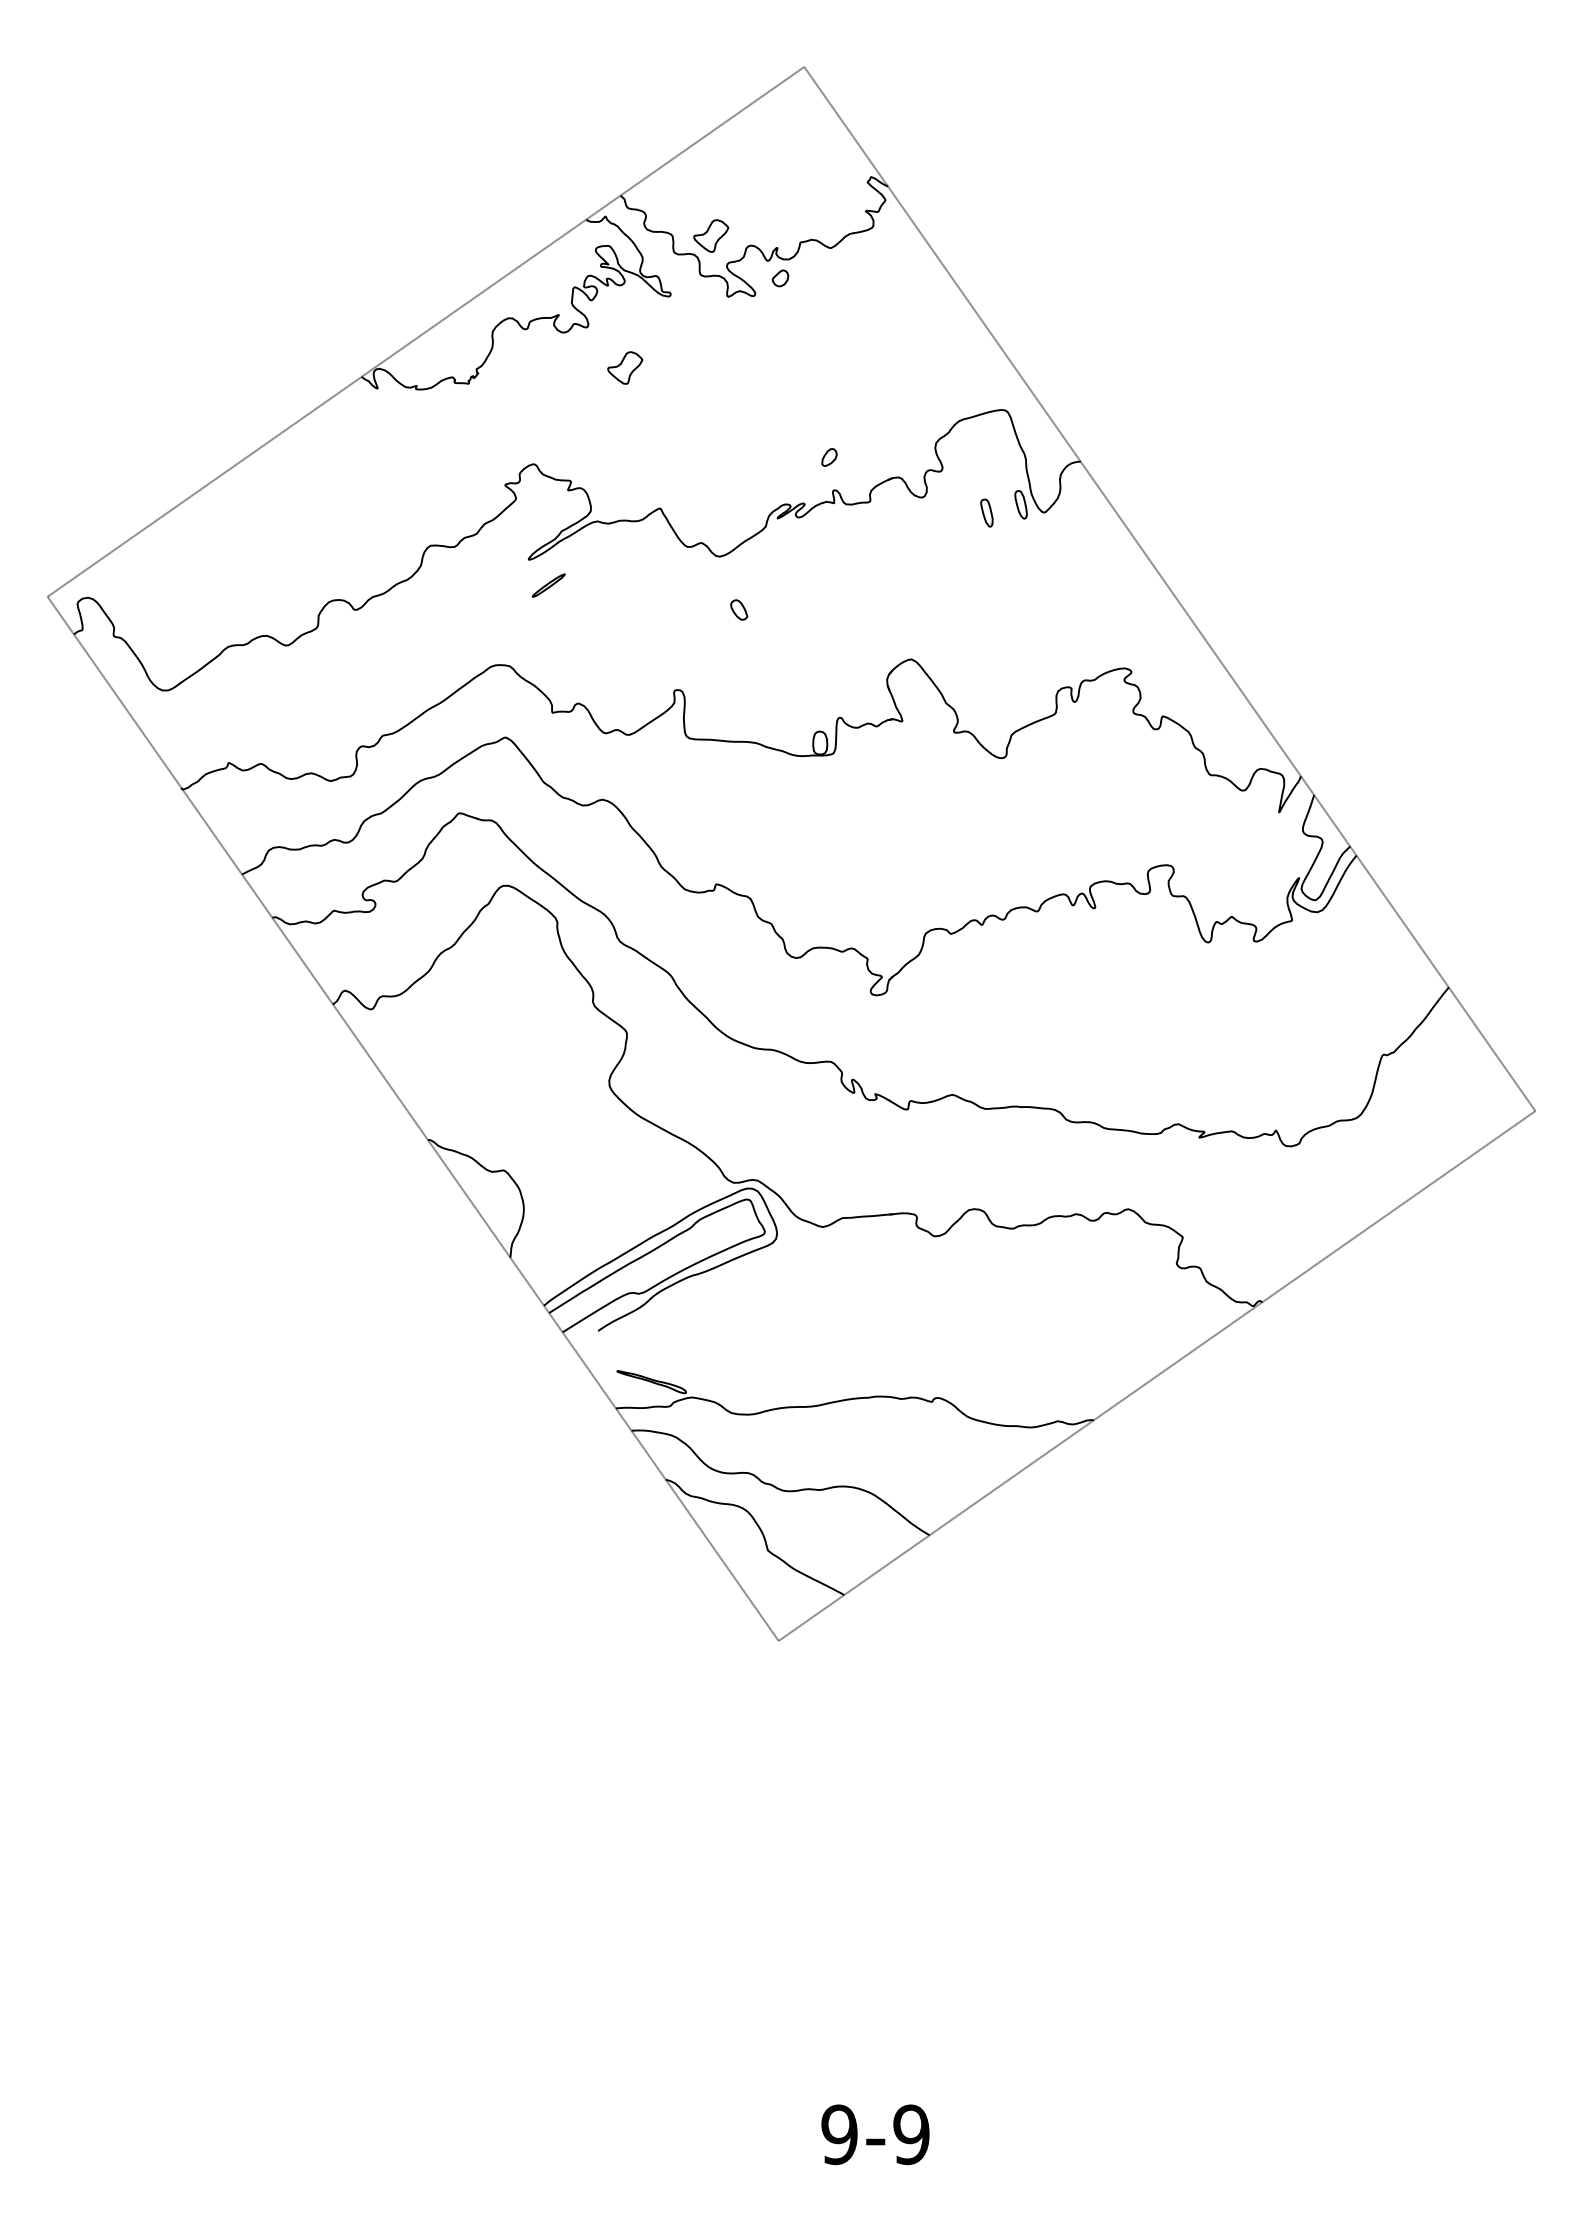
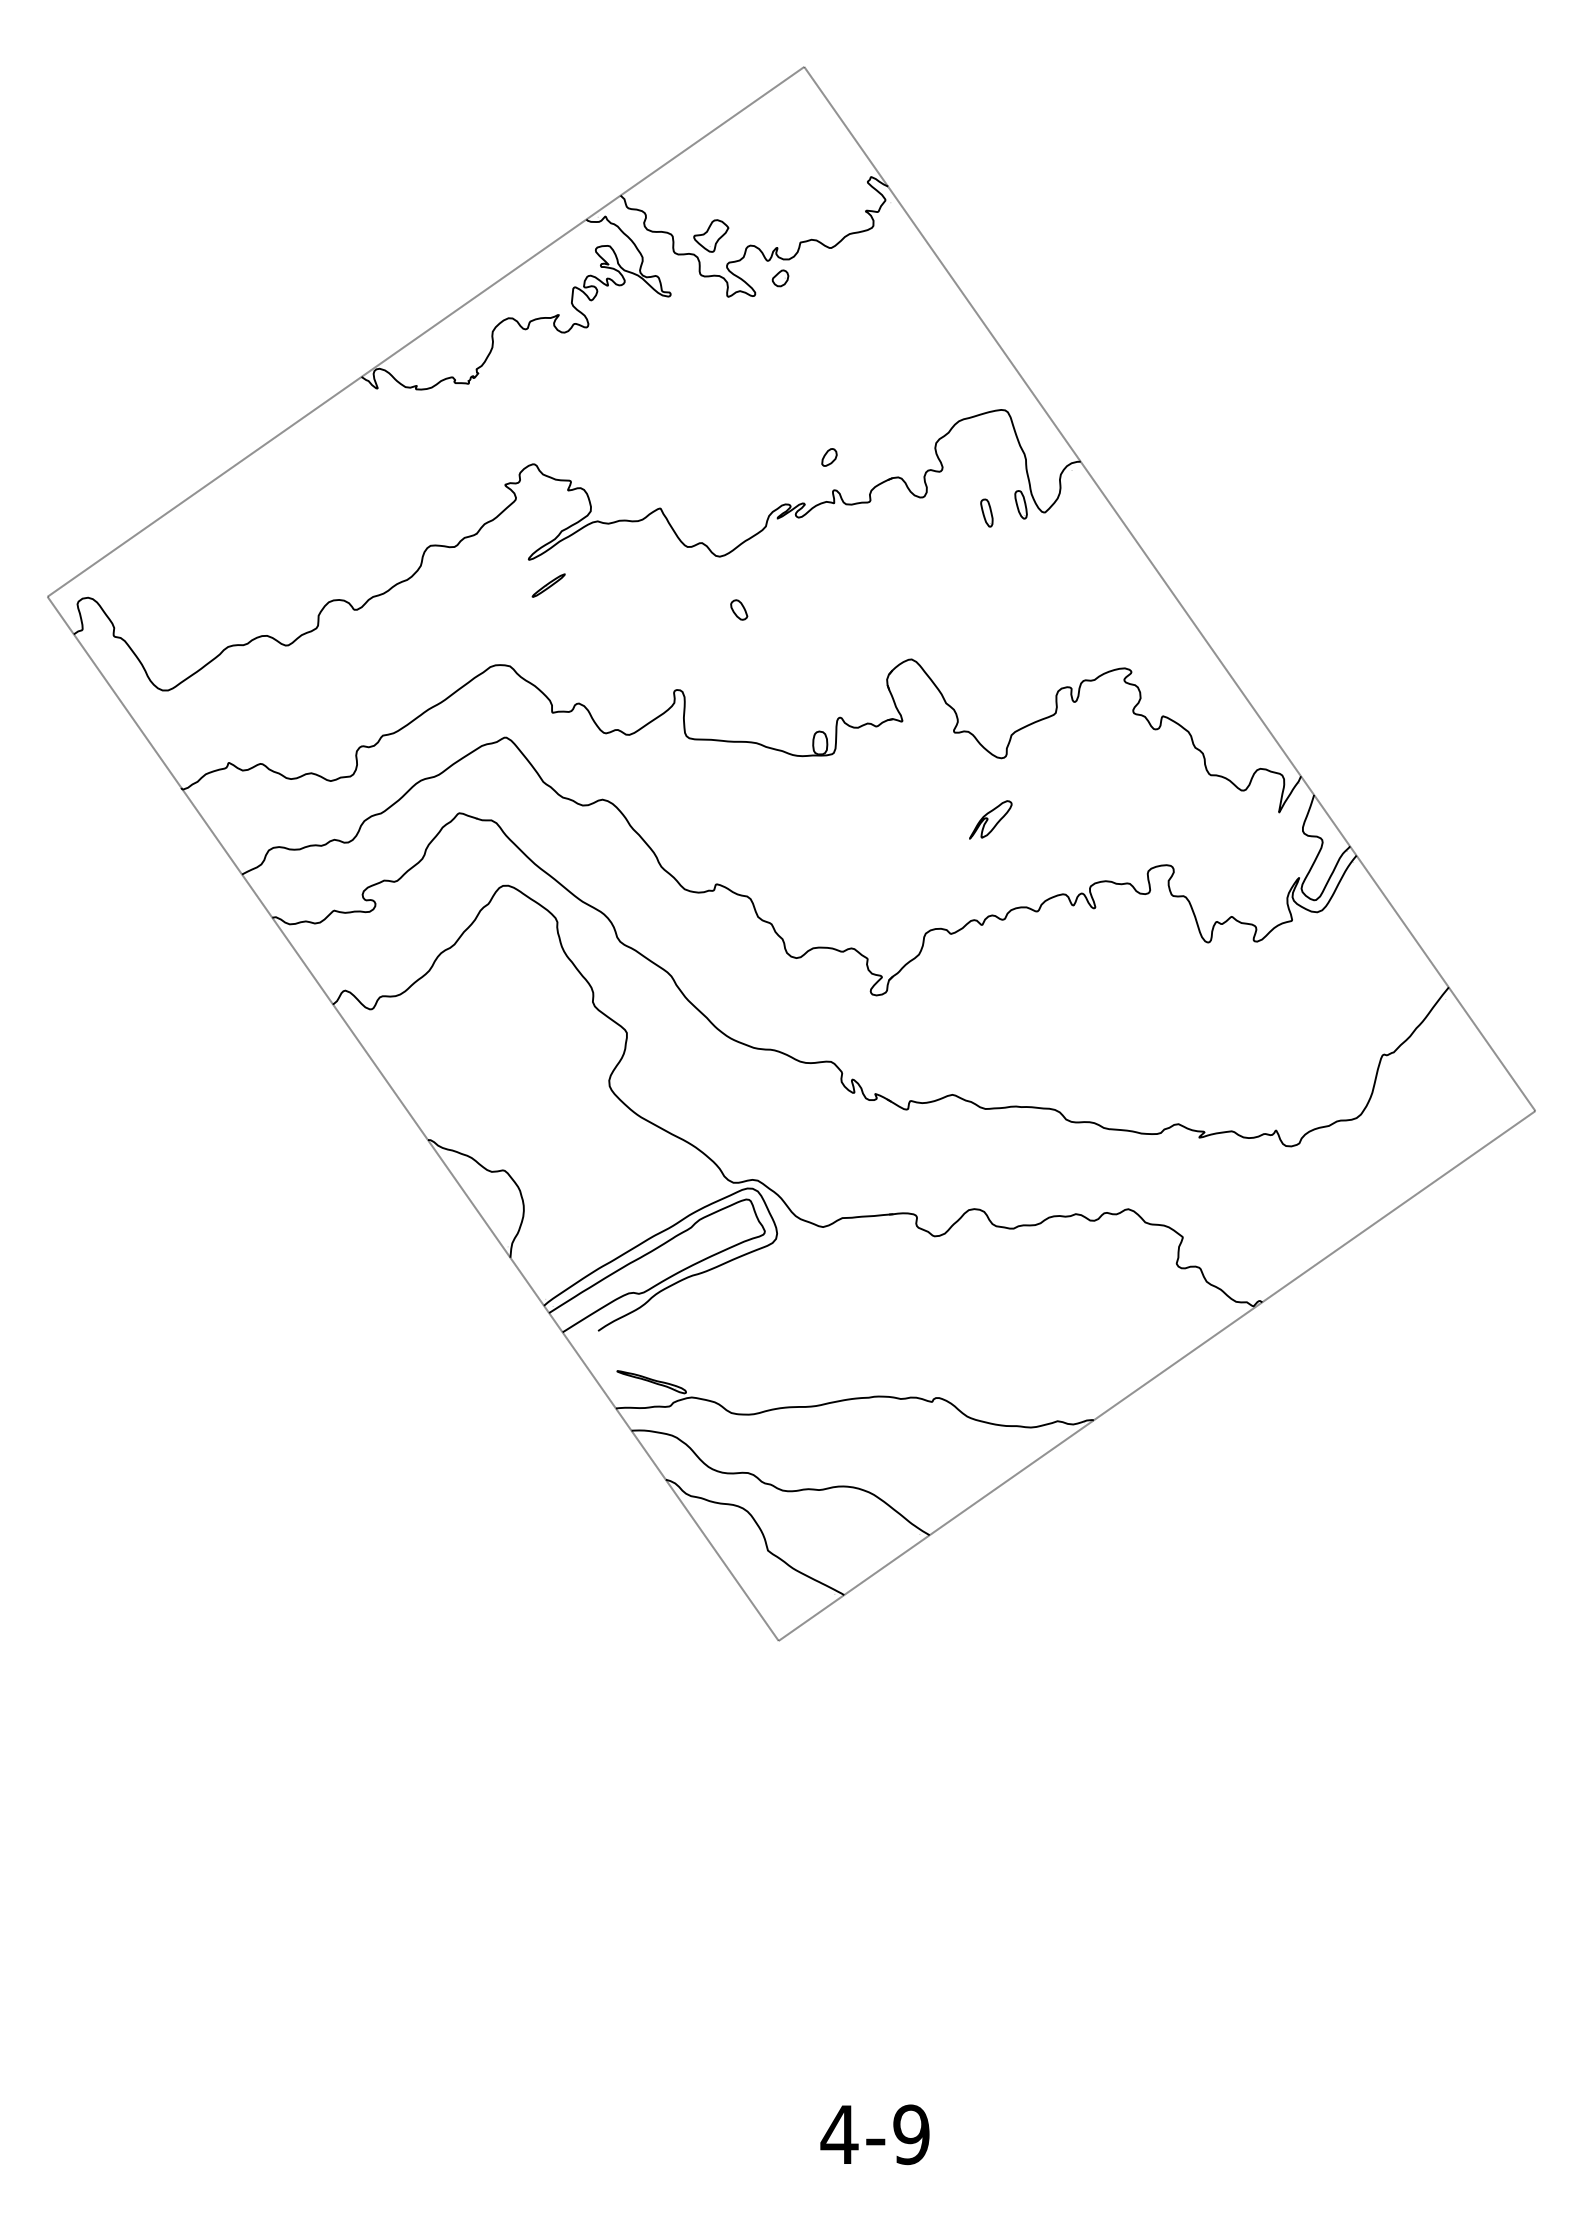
part: present -> none (625, 367)
part: none -> present (990, 819)
text: 9-9 -> 4-9 (839, 2134)
